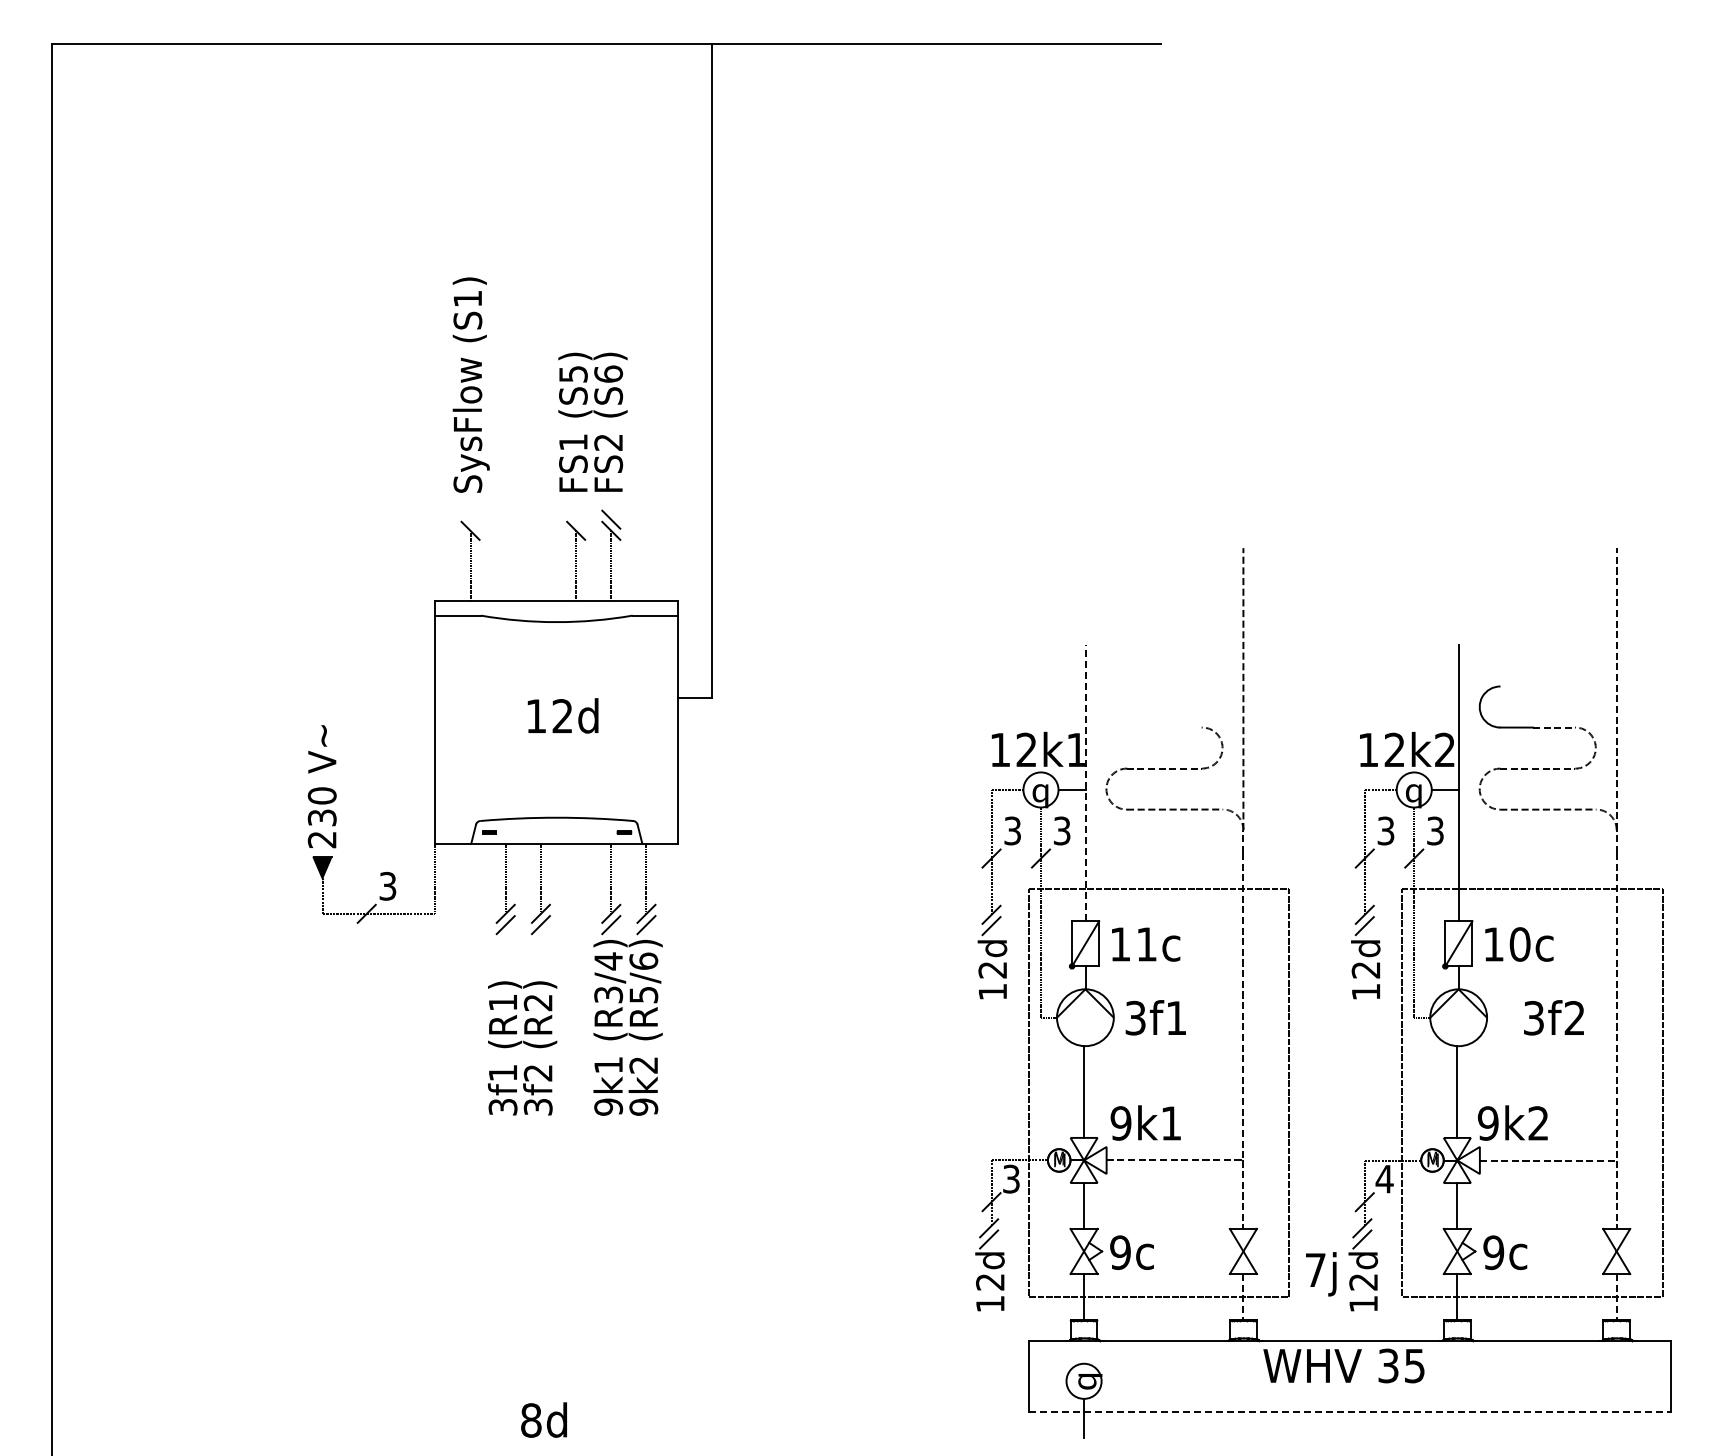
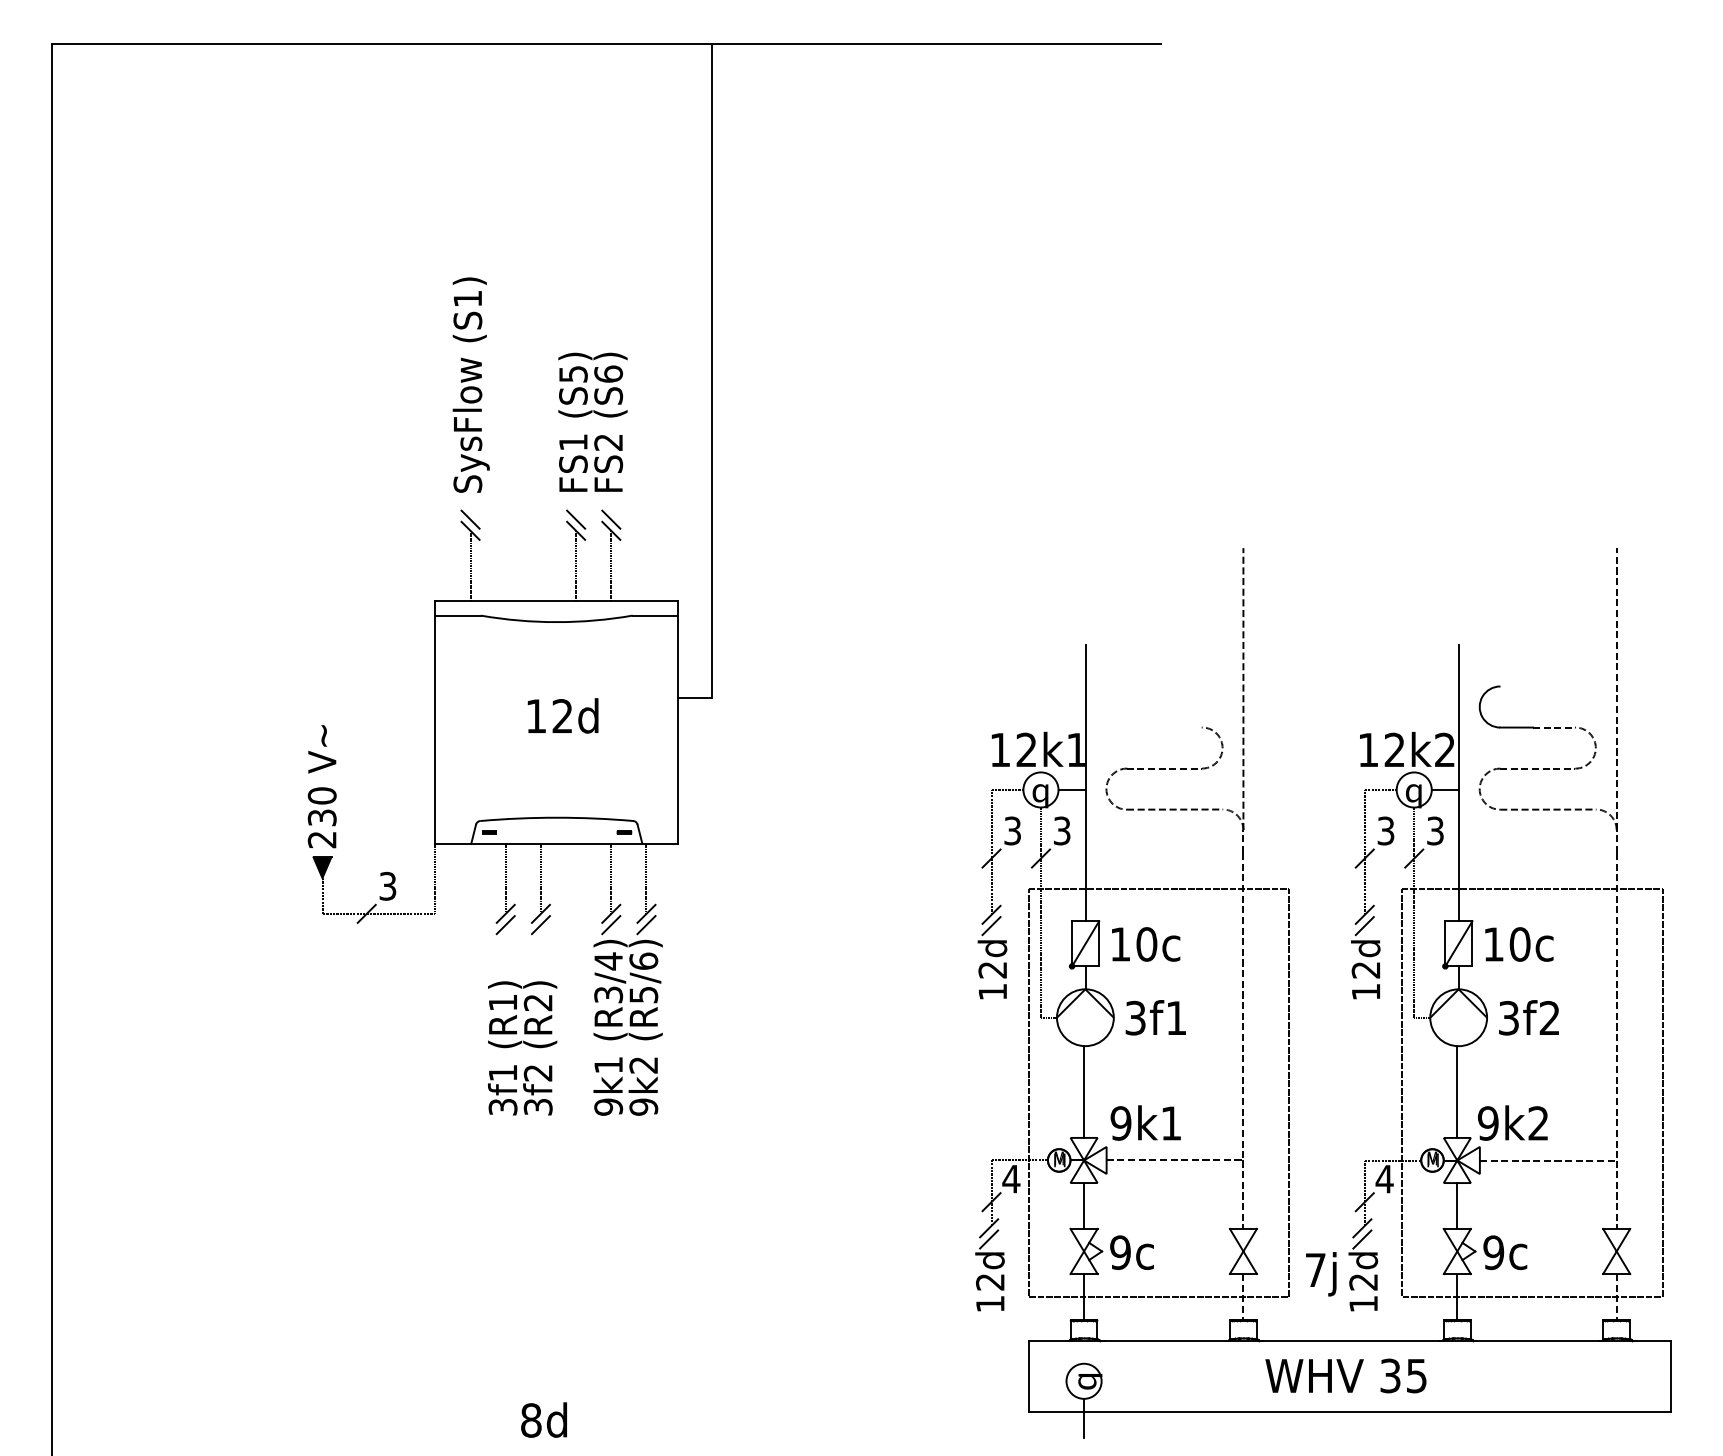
line: none -> present (470, 519)
line: none -> present (576, 519)
line: dashed -> solid (1085, 783)
text: 11c -> 10c (1146, 944)
text position: (1553, 1017) -> (1528, 1017) (1528, 1017)
text: 3 -> 4 (1011, 1178)
text position: (1343, 1365) -> (1345, 1375) (1345, 1375)
line: dashed -> solid (1350, 1412)
